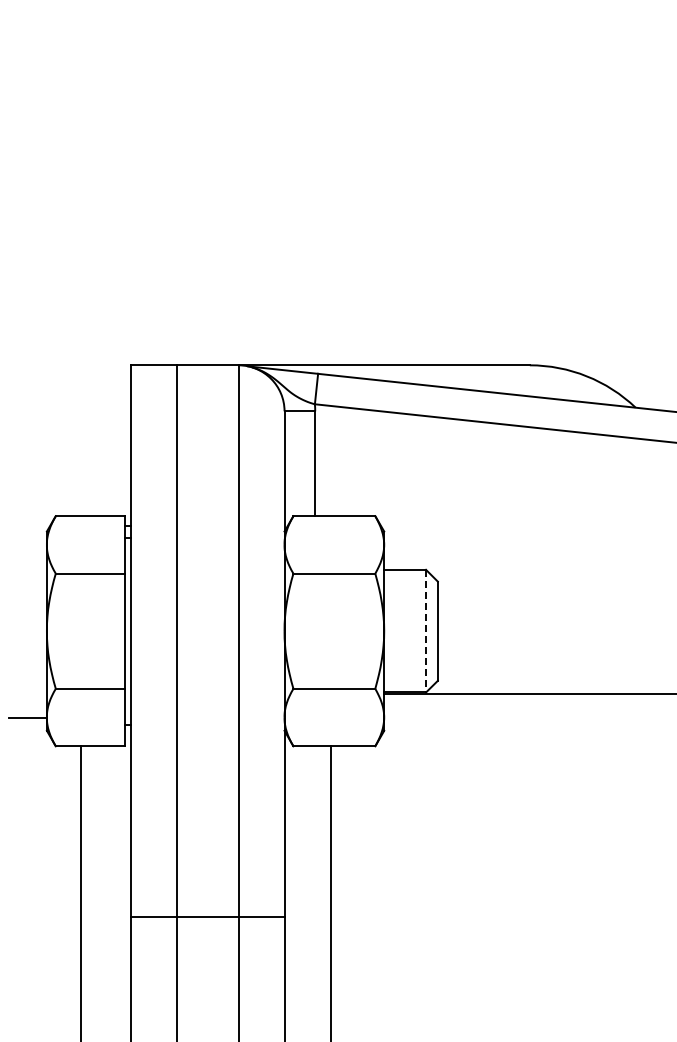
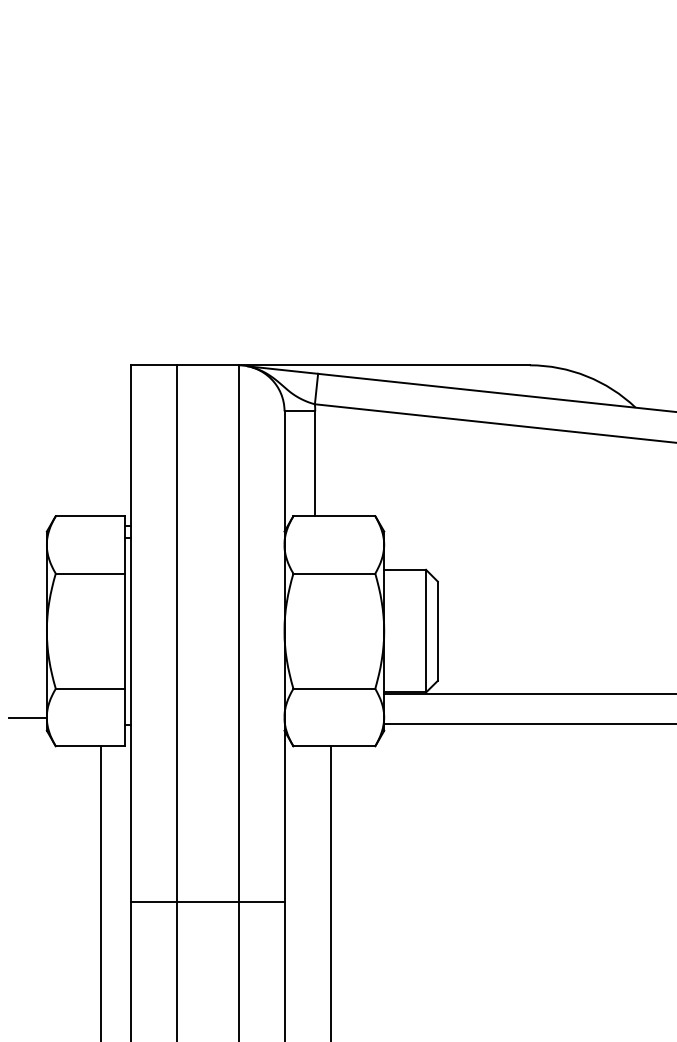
line: dashed -> solid (426, 631)
line: none -> present (528, 723)
line position: (80, 892) -> (100, 892) (100, 892)
line position: (207, 916) -> (207, 901) (207, 901)
